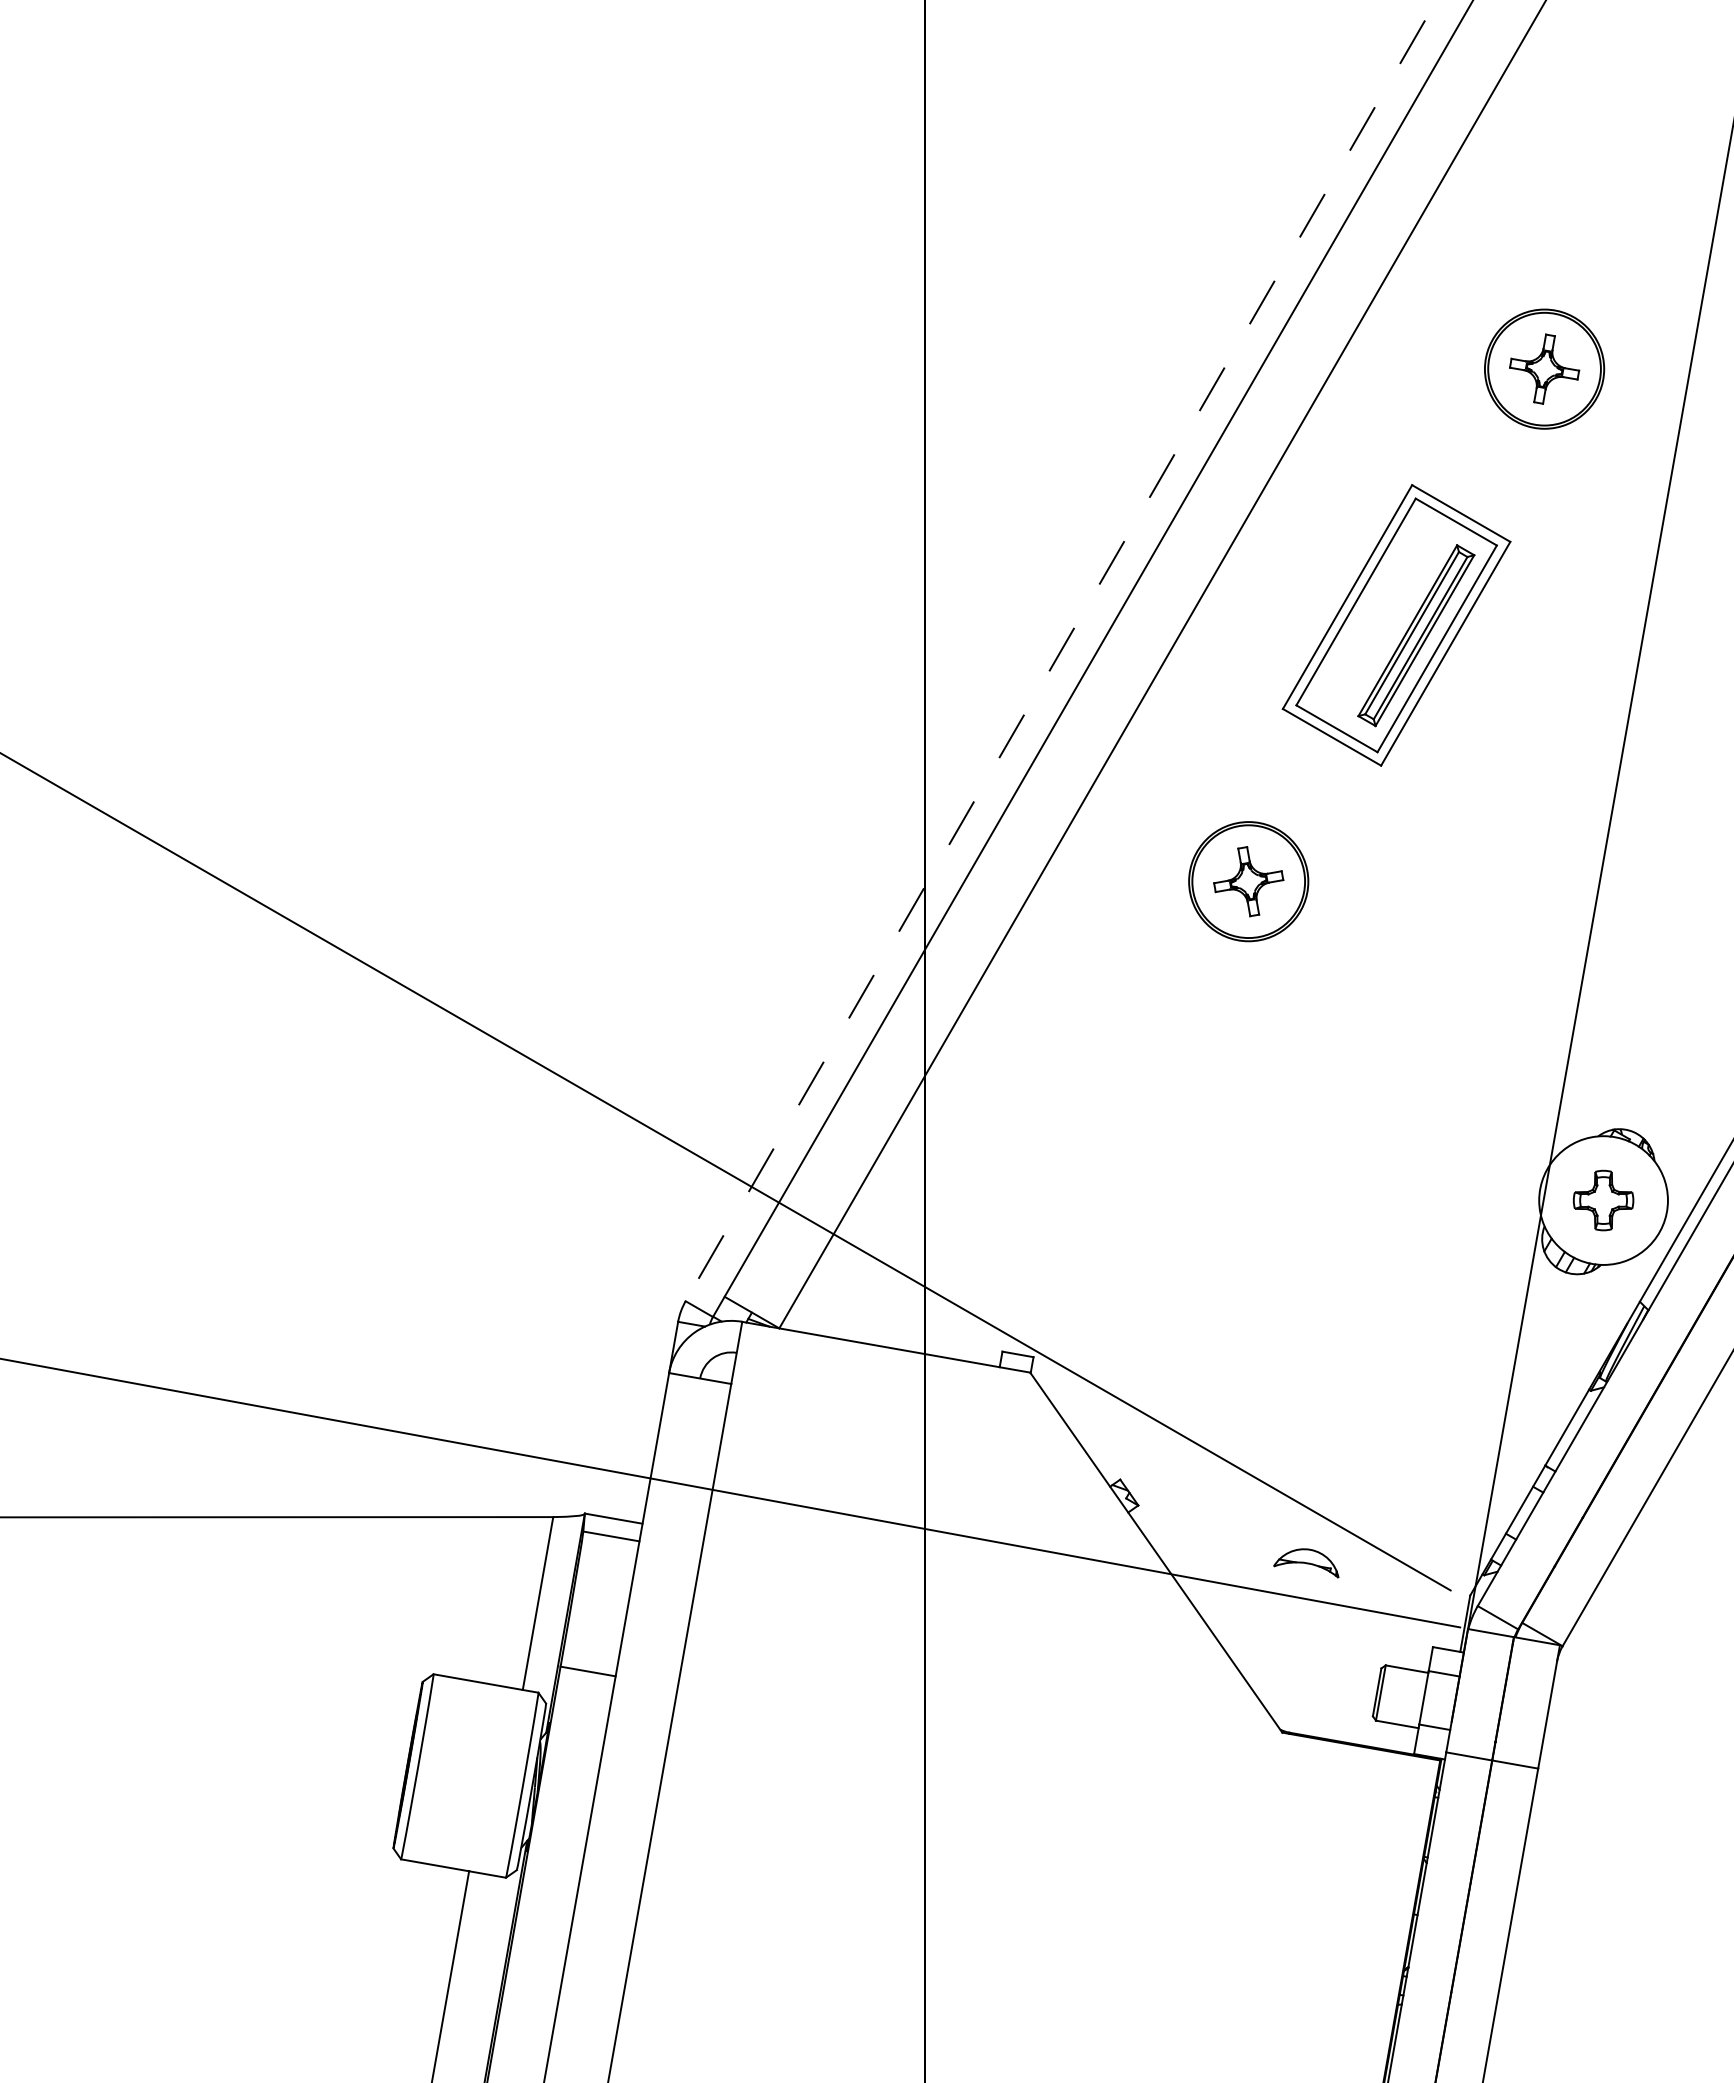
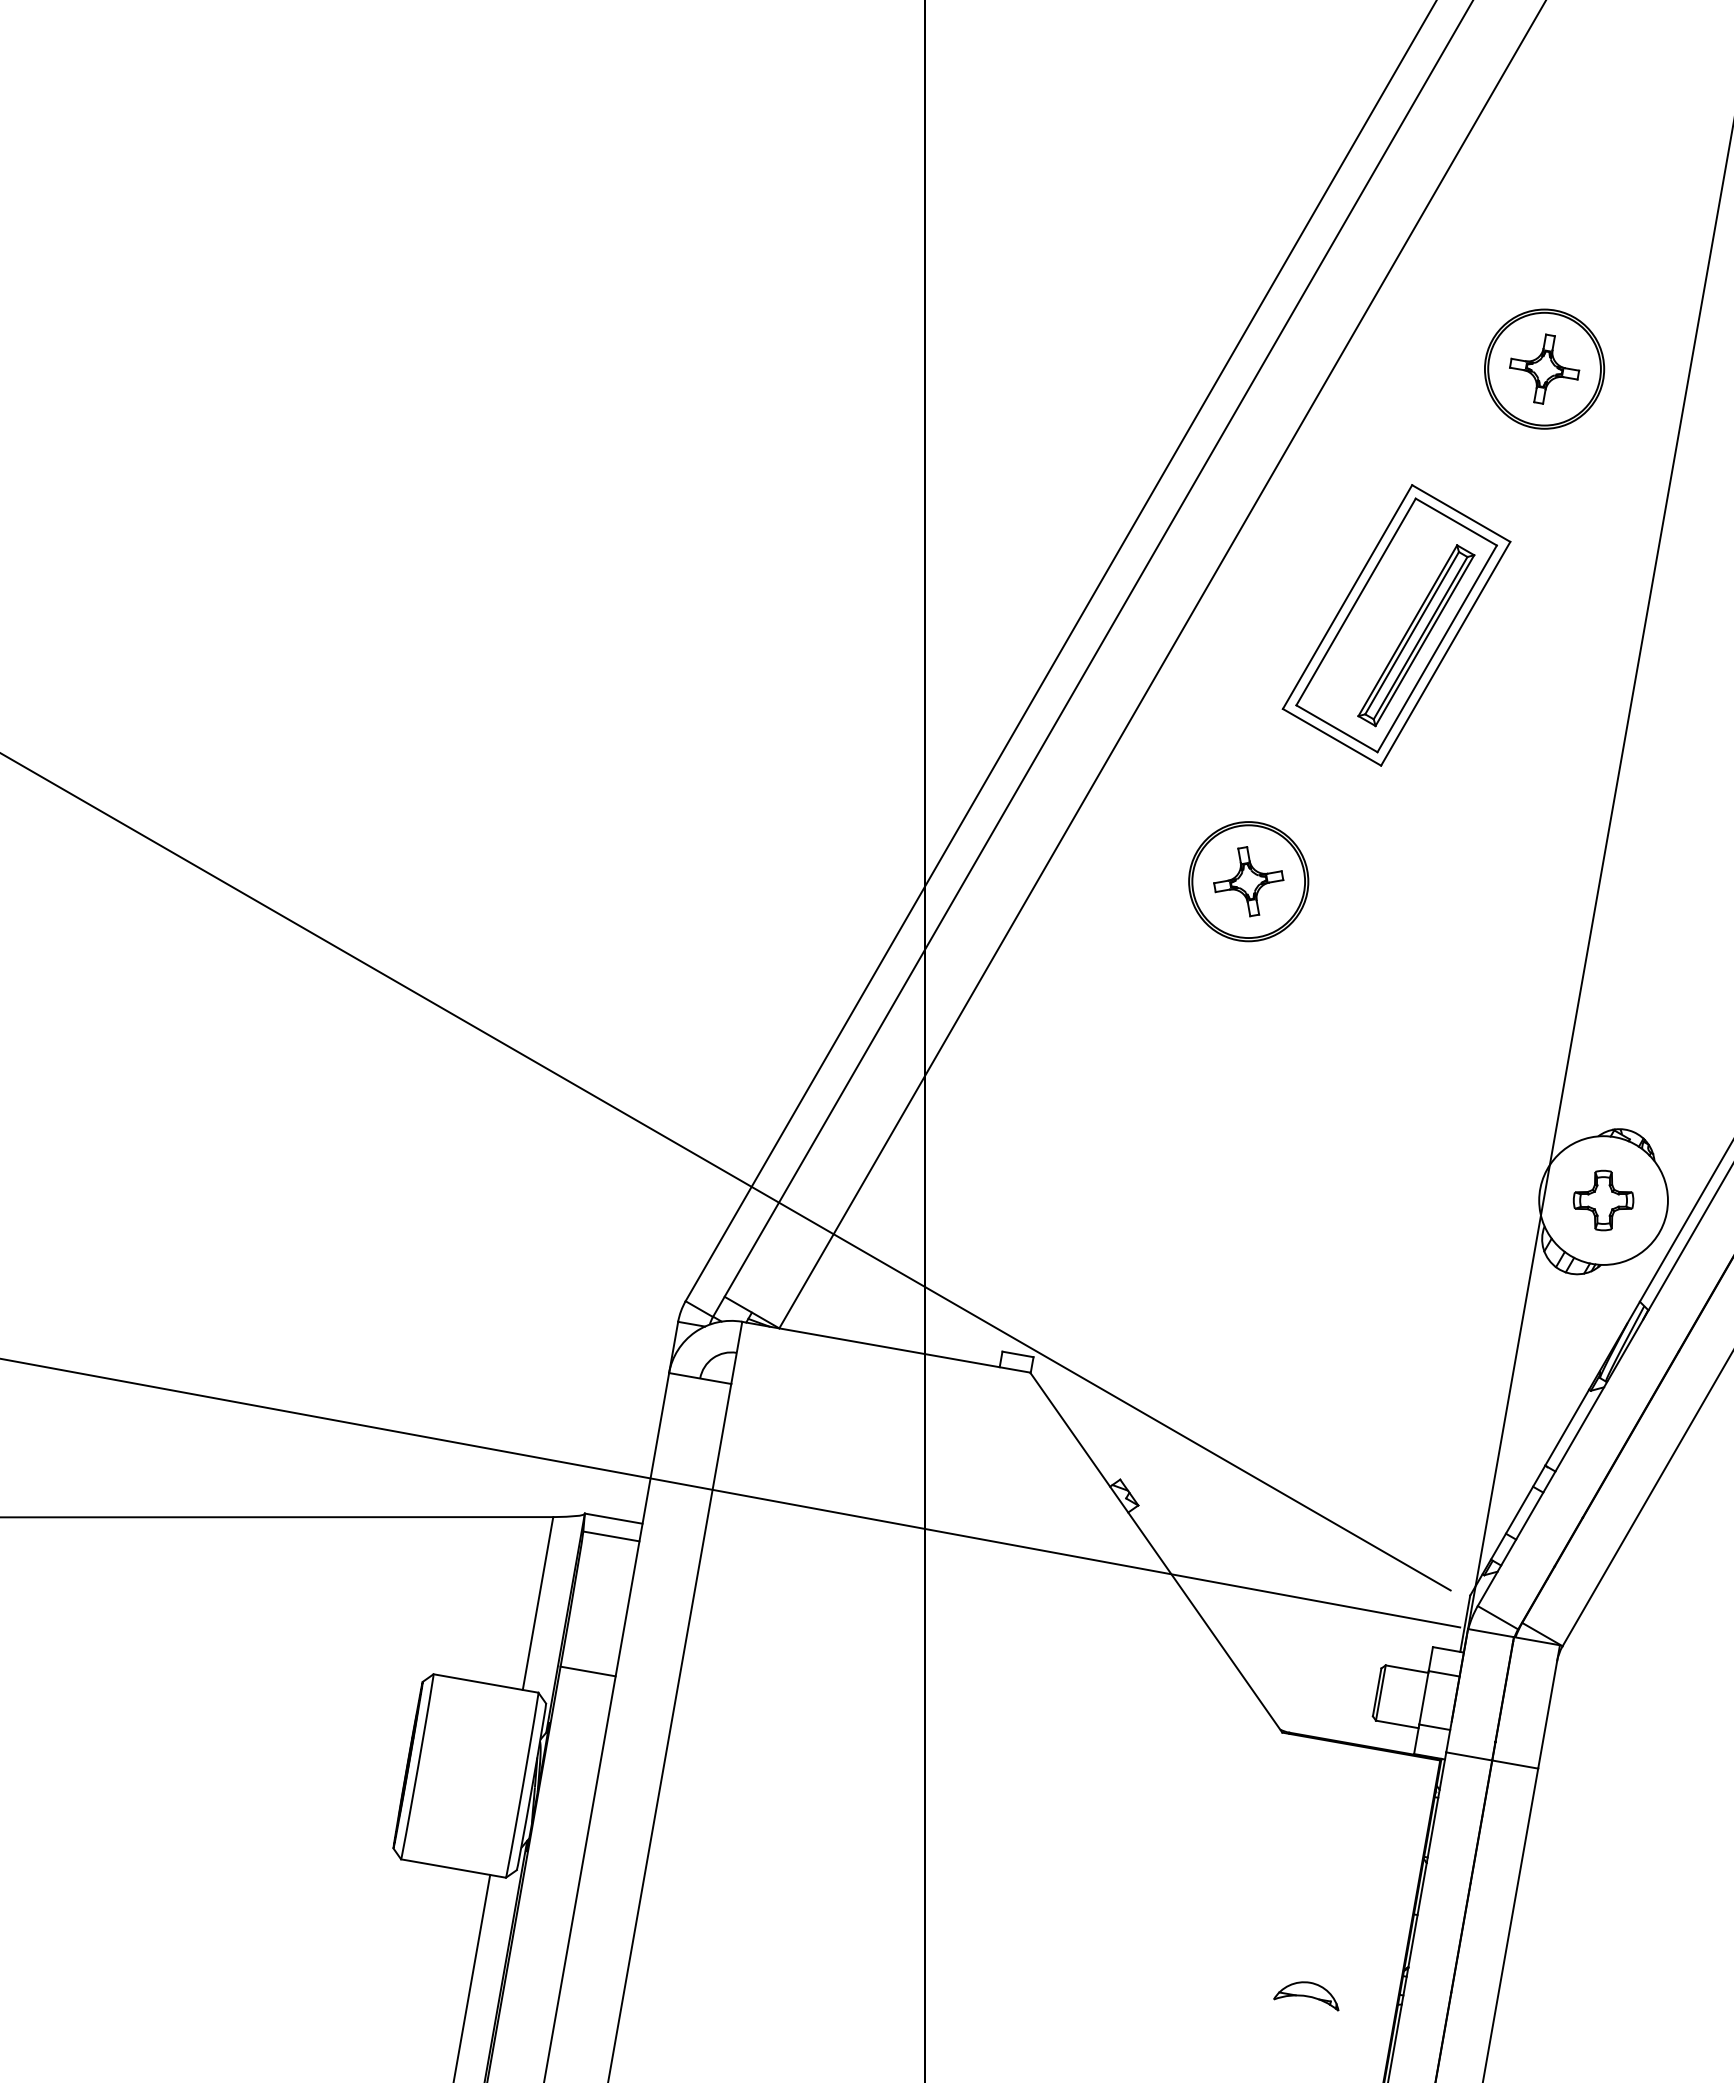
line: dashed -> solid (1060, 651)
part position: (1306, 1563) -> (1306, 1996) (1306, 1996)
line position: (450, 1974) -> (472, 1976) (472, 1976)
